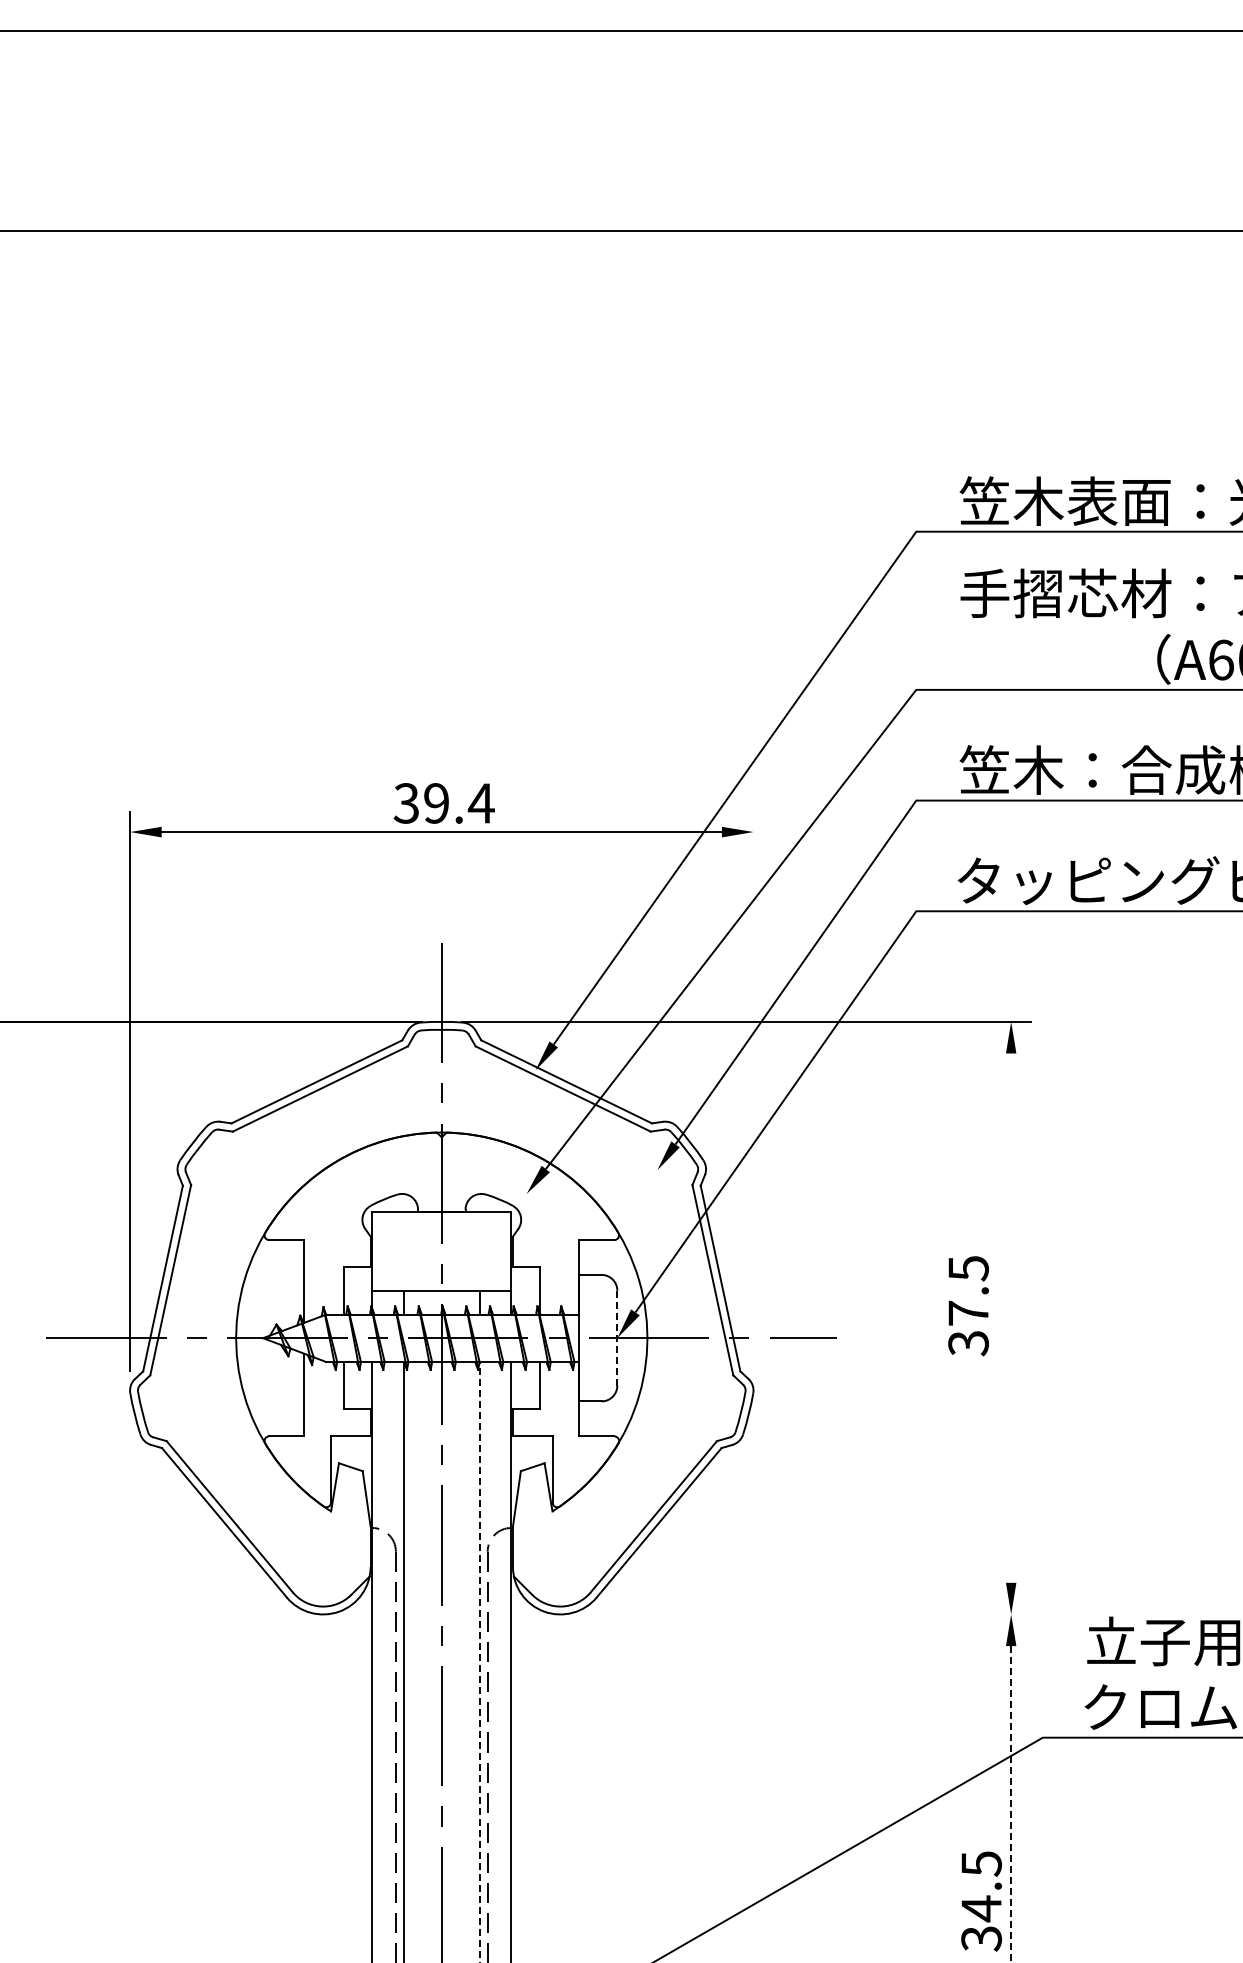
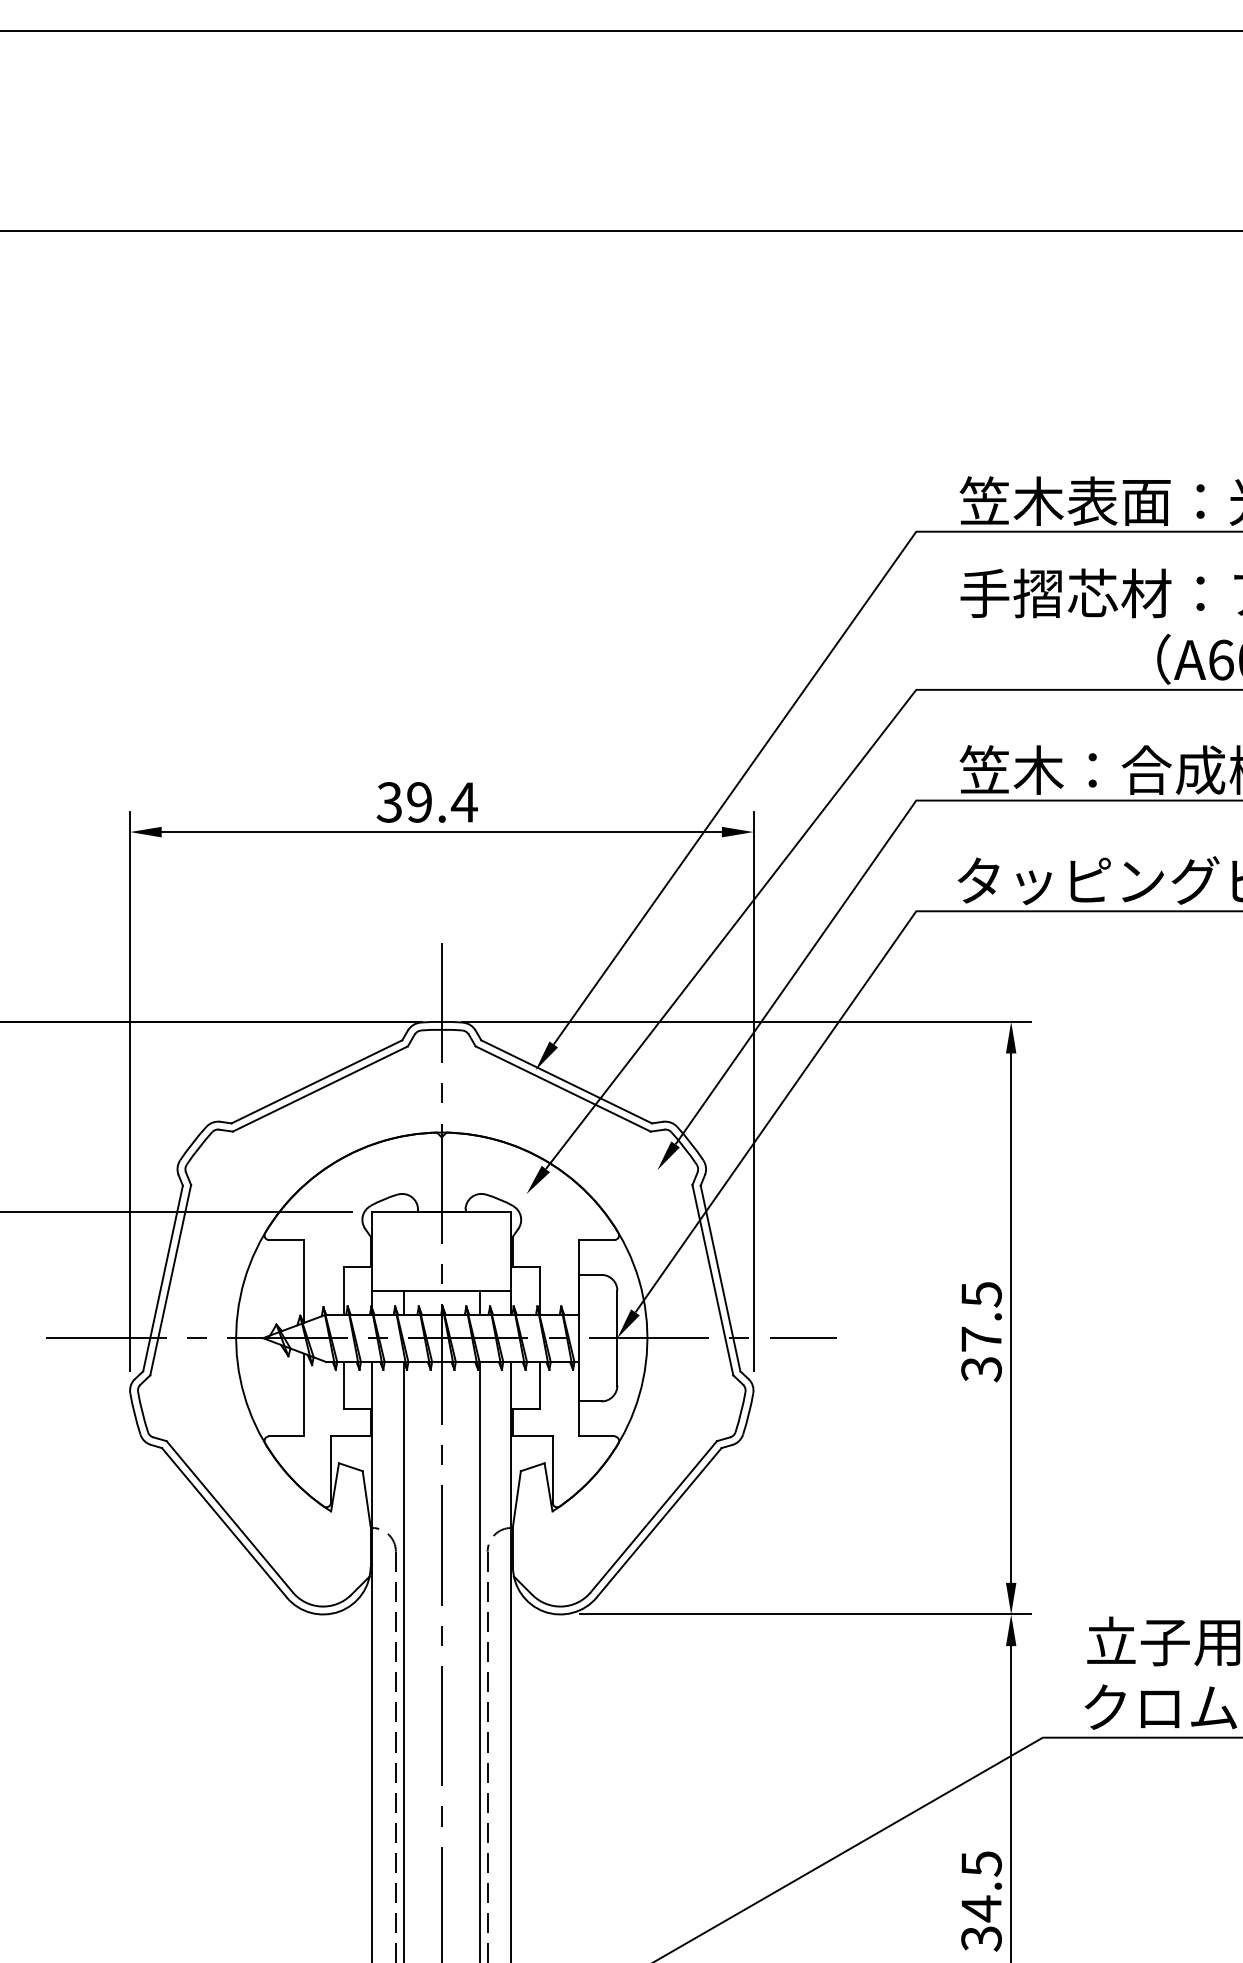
text position: (443, 803) -> (426, 802) (426, 802)
line: none -> present (753, 1091)
line: none -> present (177, 1211)
text position: (968, 1306) -> (981, 1332) (981, 1332)
line: none -> present (1011, 1317)
line: dashed -> solid (617, 1338)
line: none -> present (805, 1614)
line: dashed -> solid (479, 1661)
line: dashed -> solid (1011, 1804)
